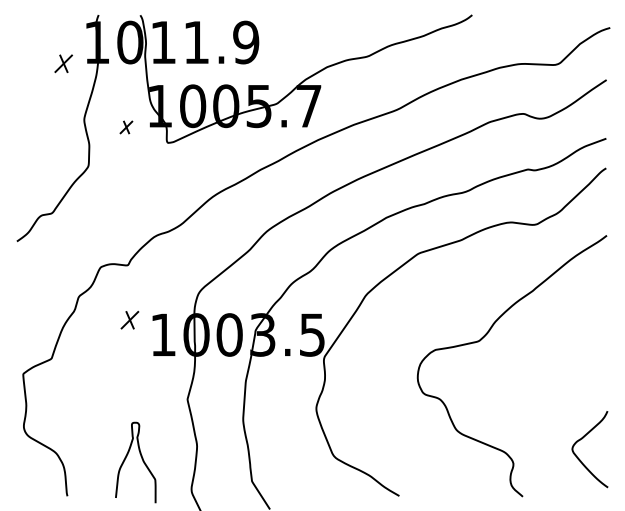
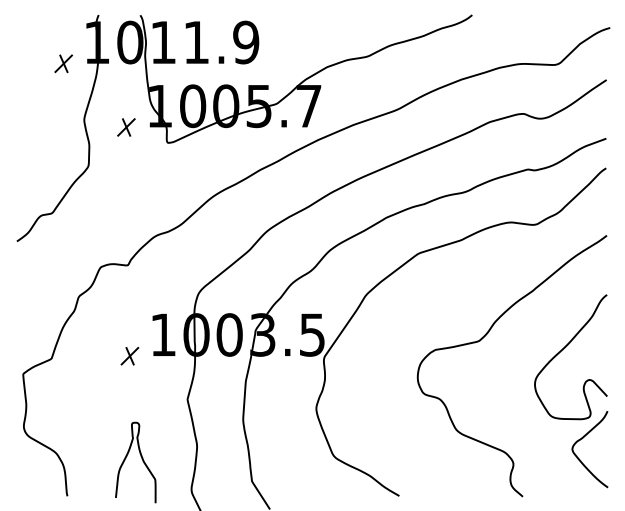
part size: 15x15 px -> 19x19 px (126, 127)
part position: (129, 319) -> (129, 355) (129, 355)
curve: none -> present (563, 350)
